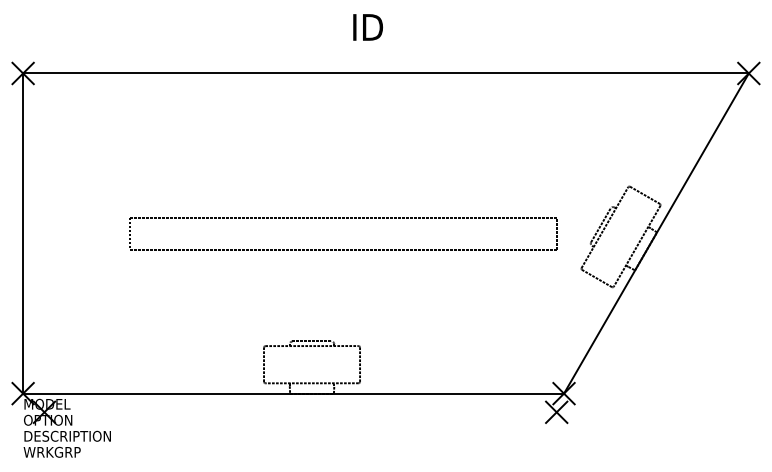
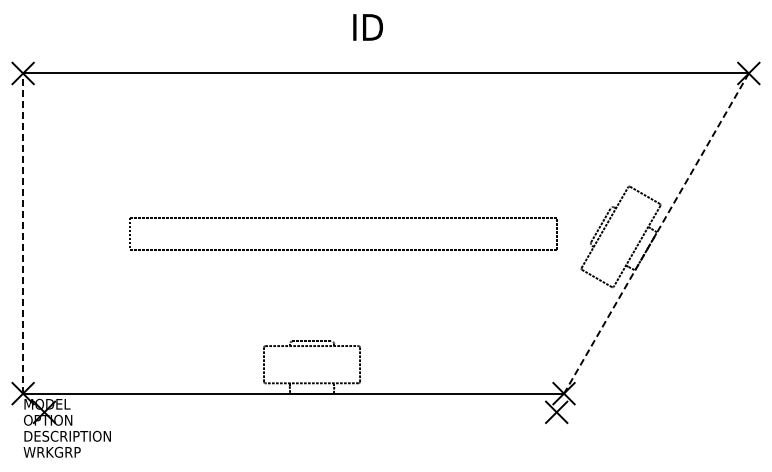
line: solid -> dashed (23, 233)
line: solid -> dashed (656, 233)
